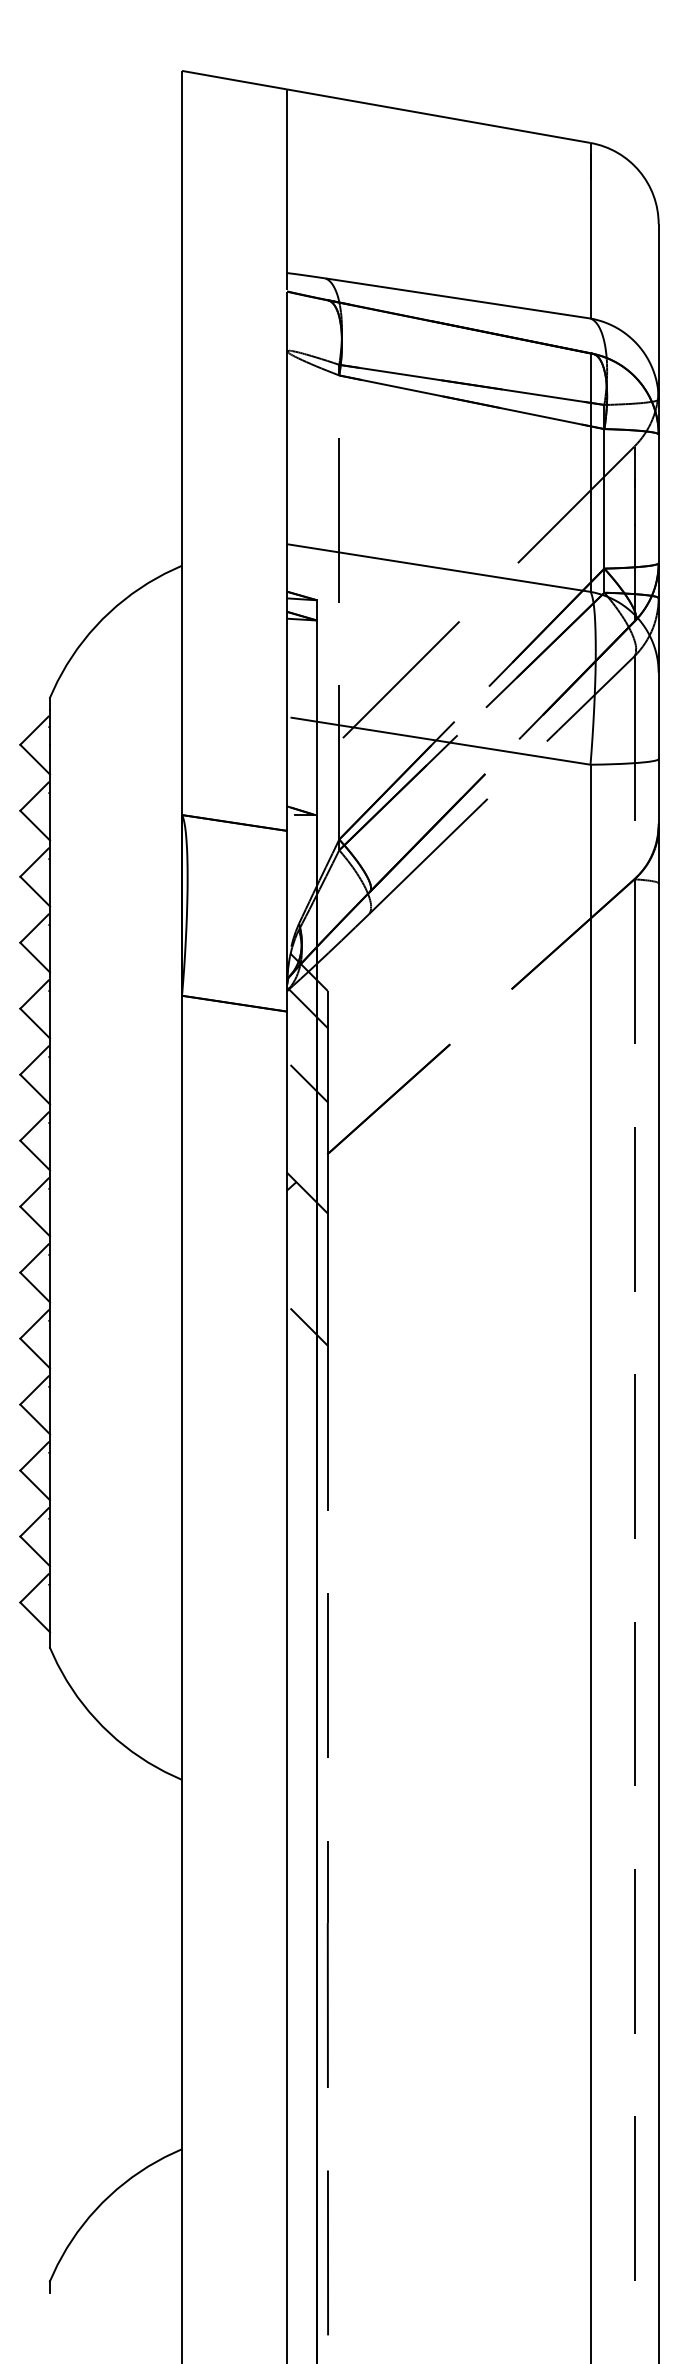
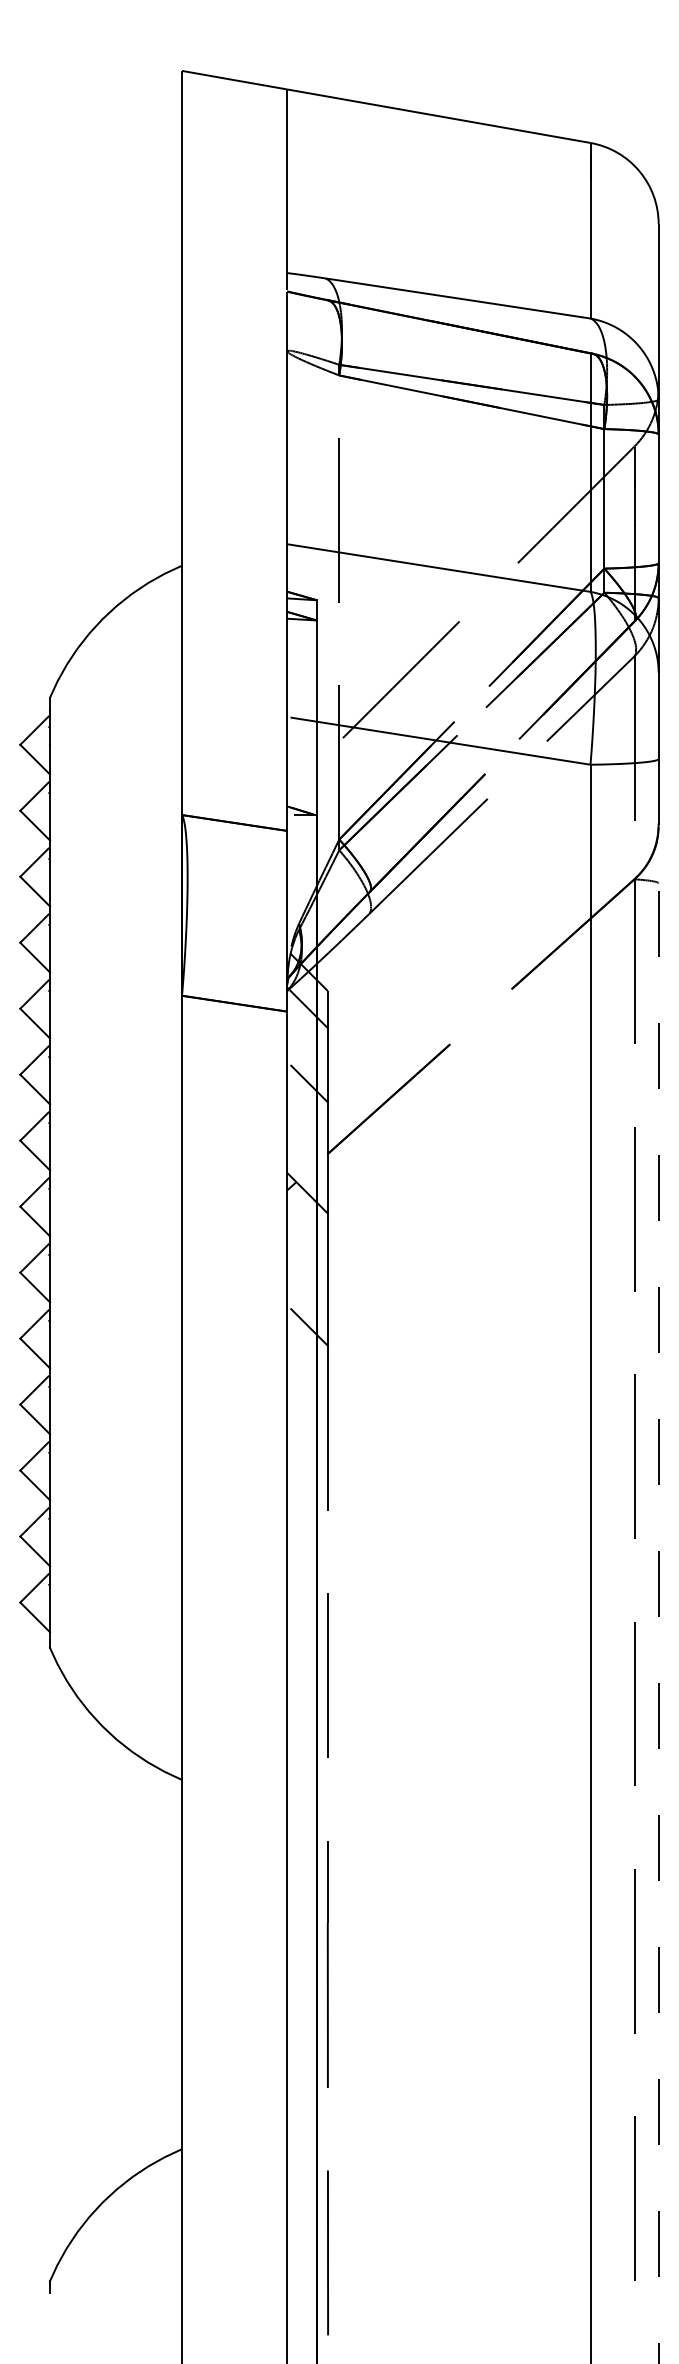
line: solid -> dashed (658, 1561)
